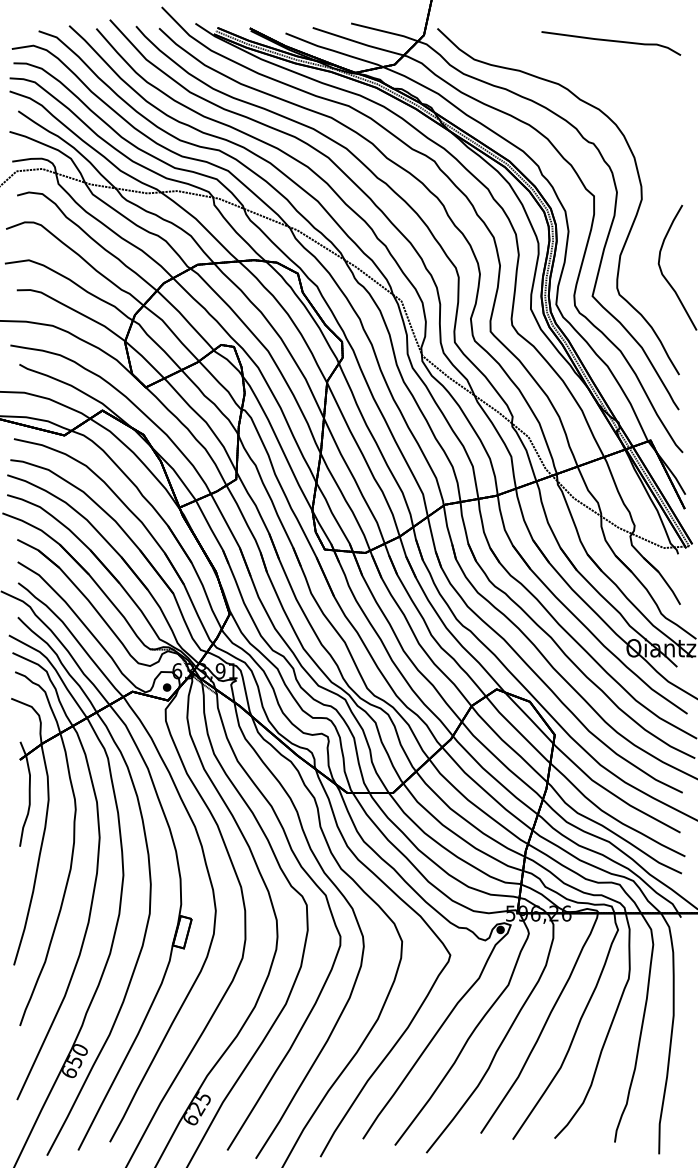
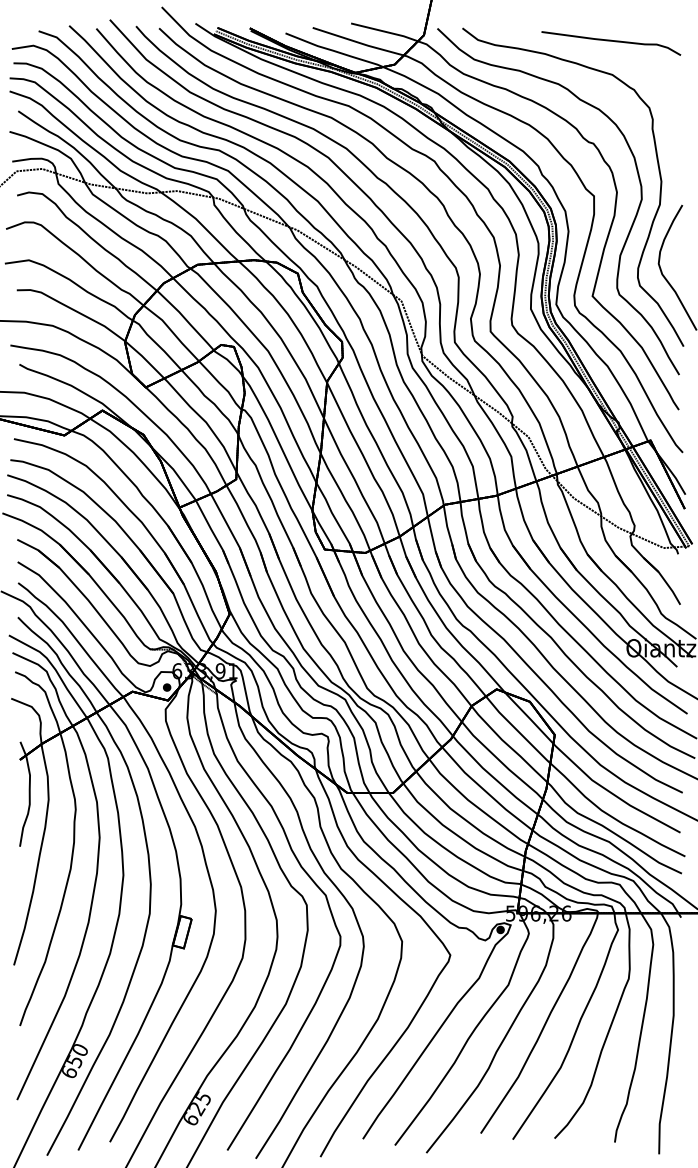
part: none -> present (653, 217)
